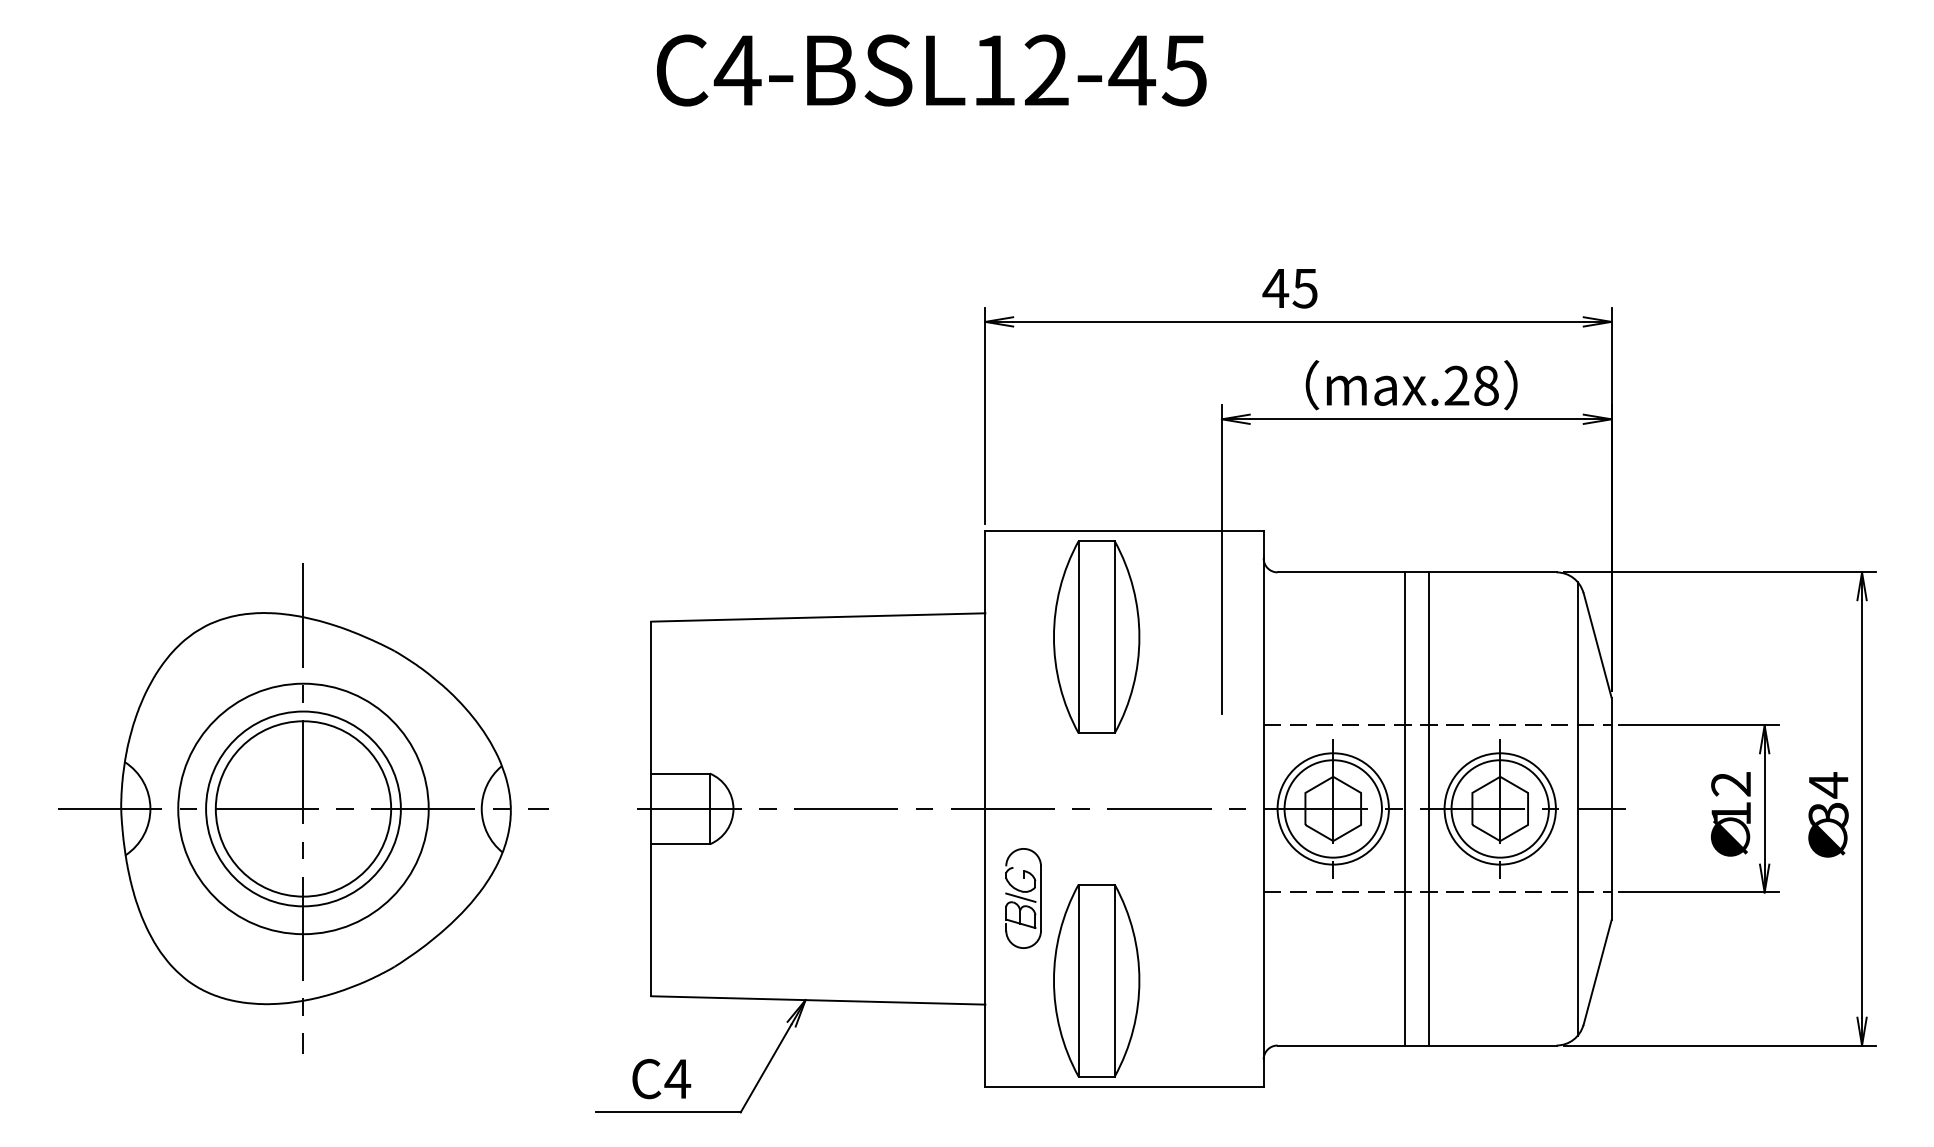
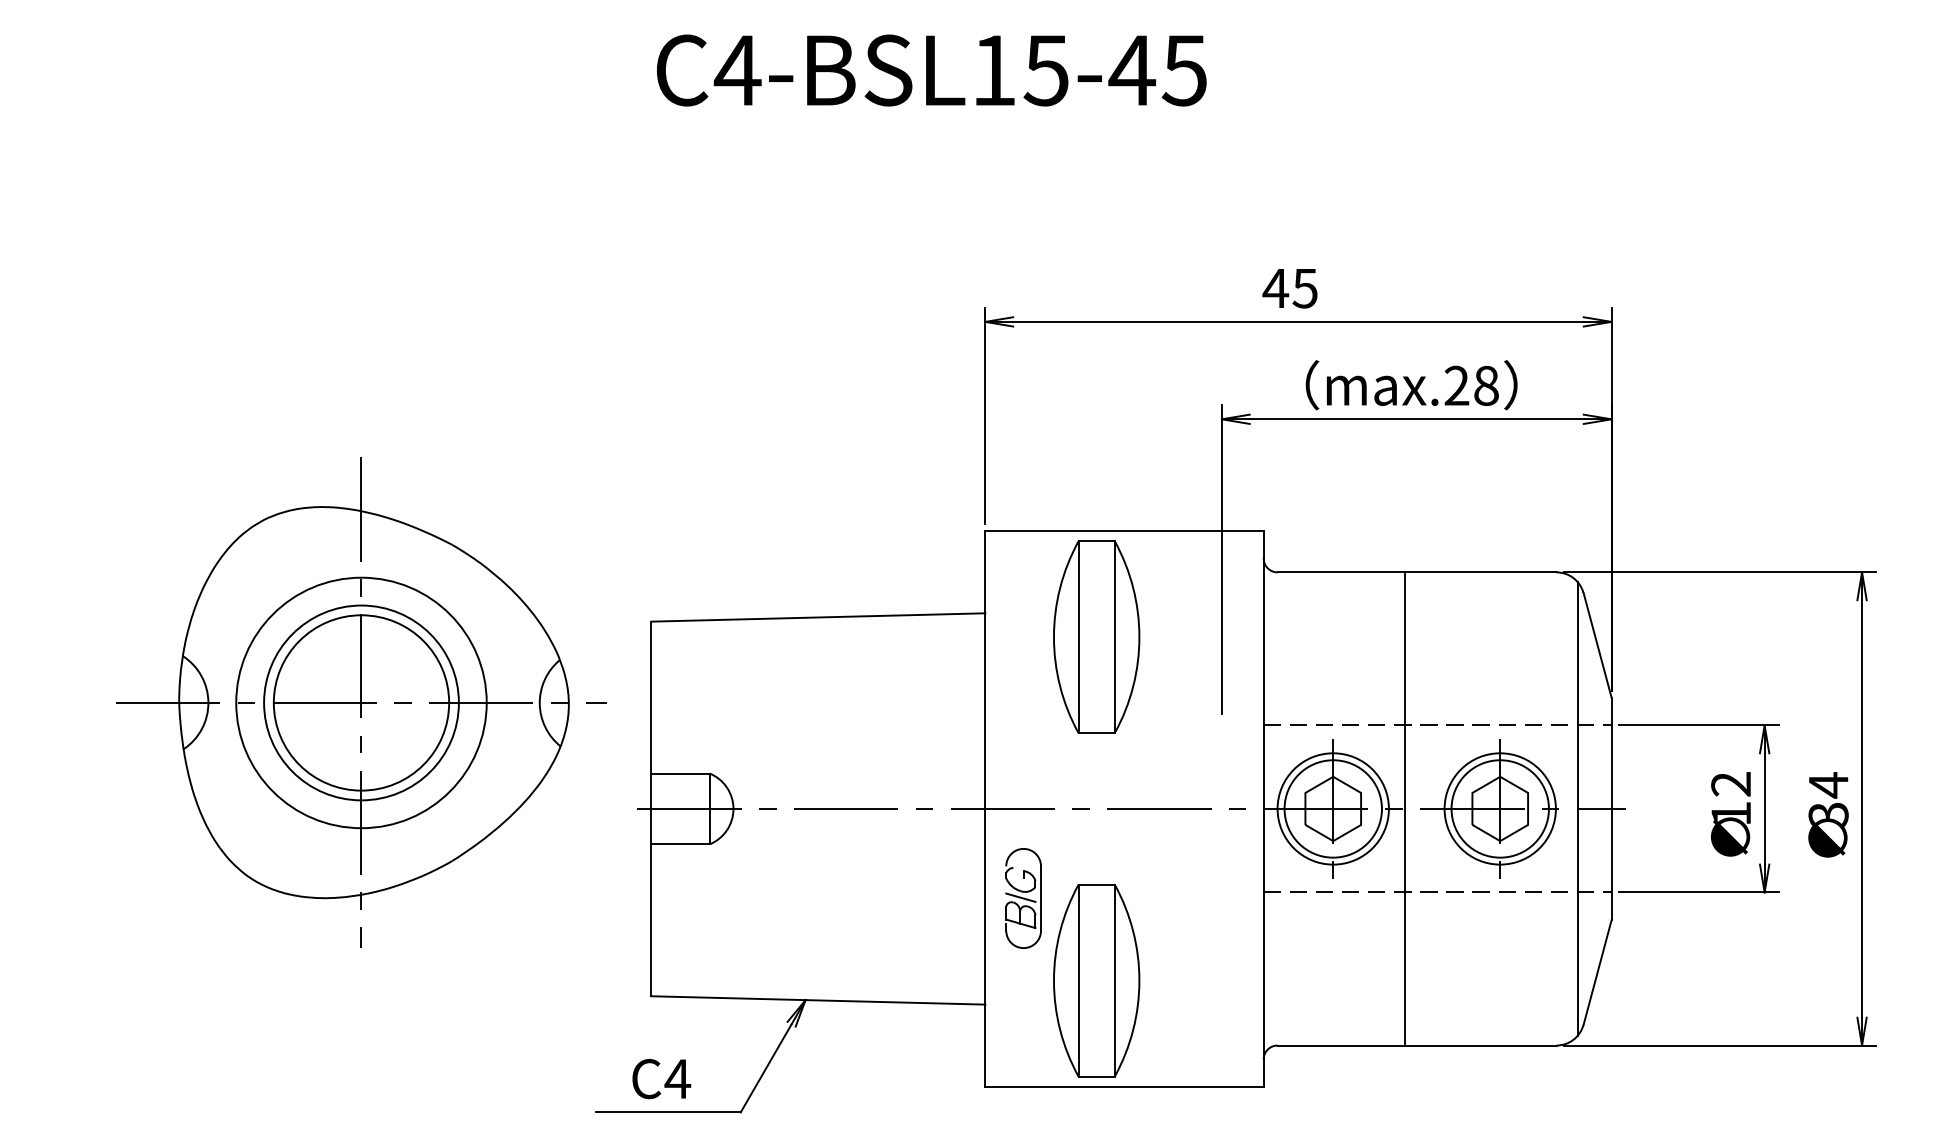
text: C4-BSL12-45 -> C4-BSL15-45 (1045, 70)
part position: (303, 808) -> (361, 702) (361, 702)
line: present -> none (1428, 808)
